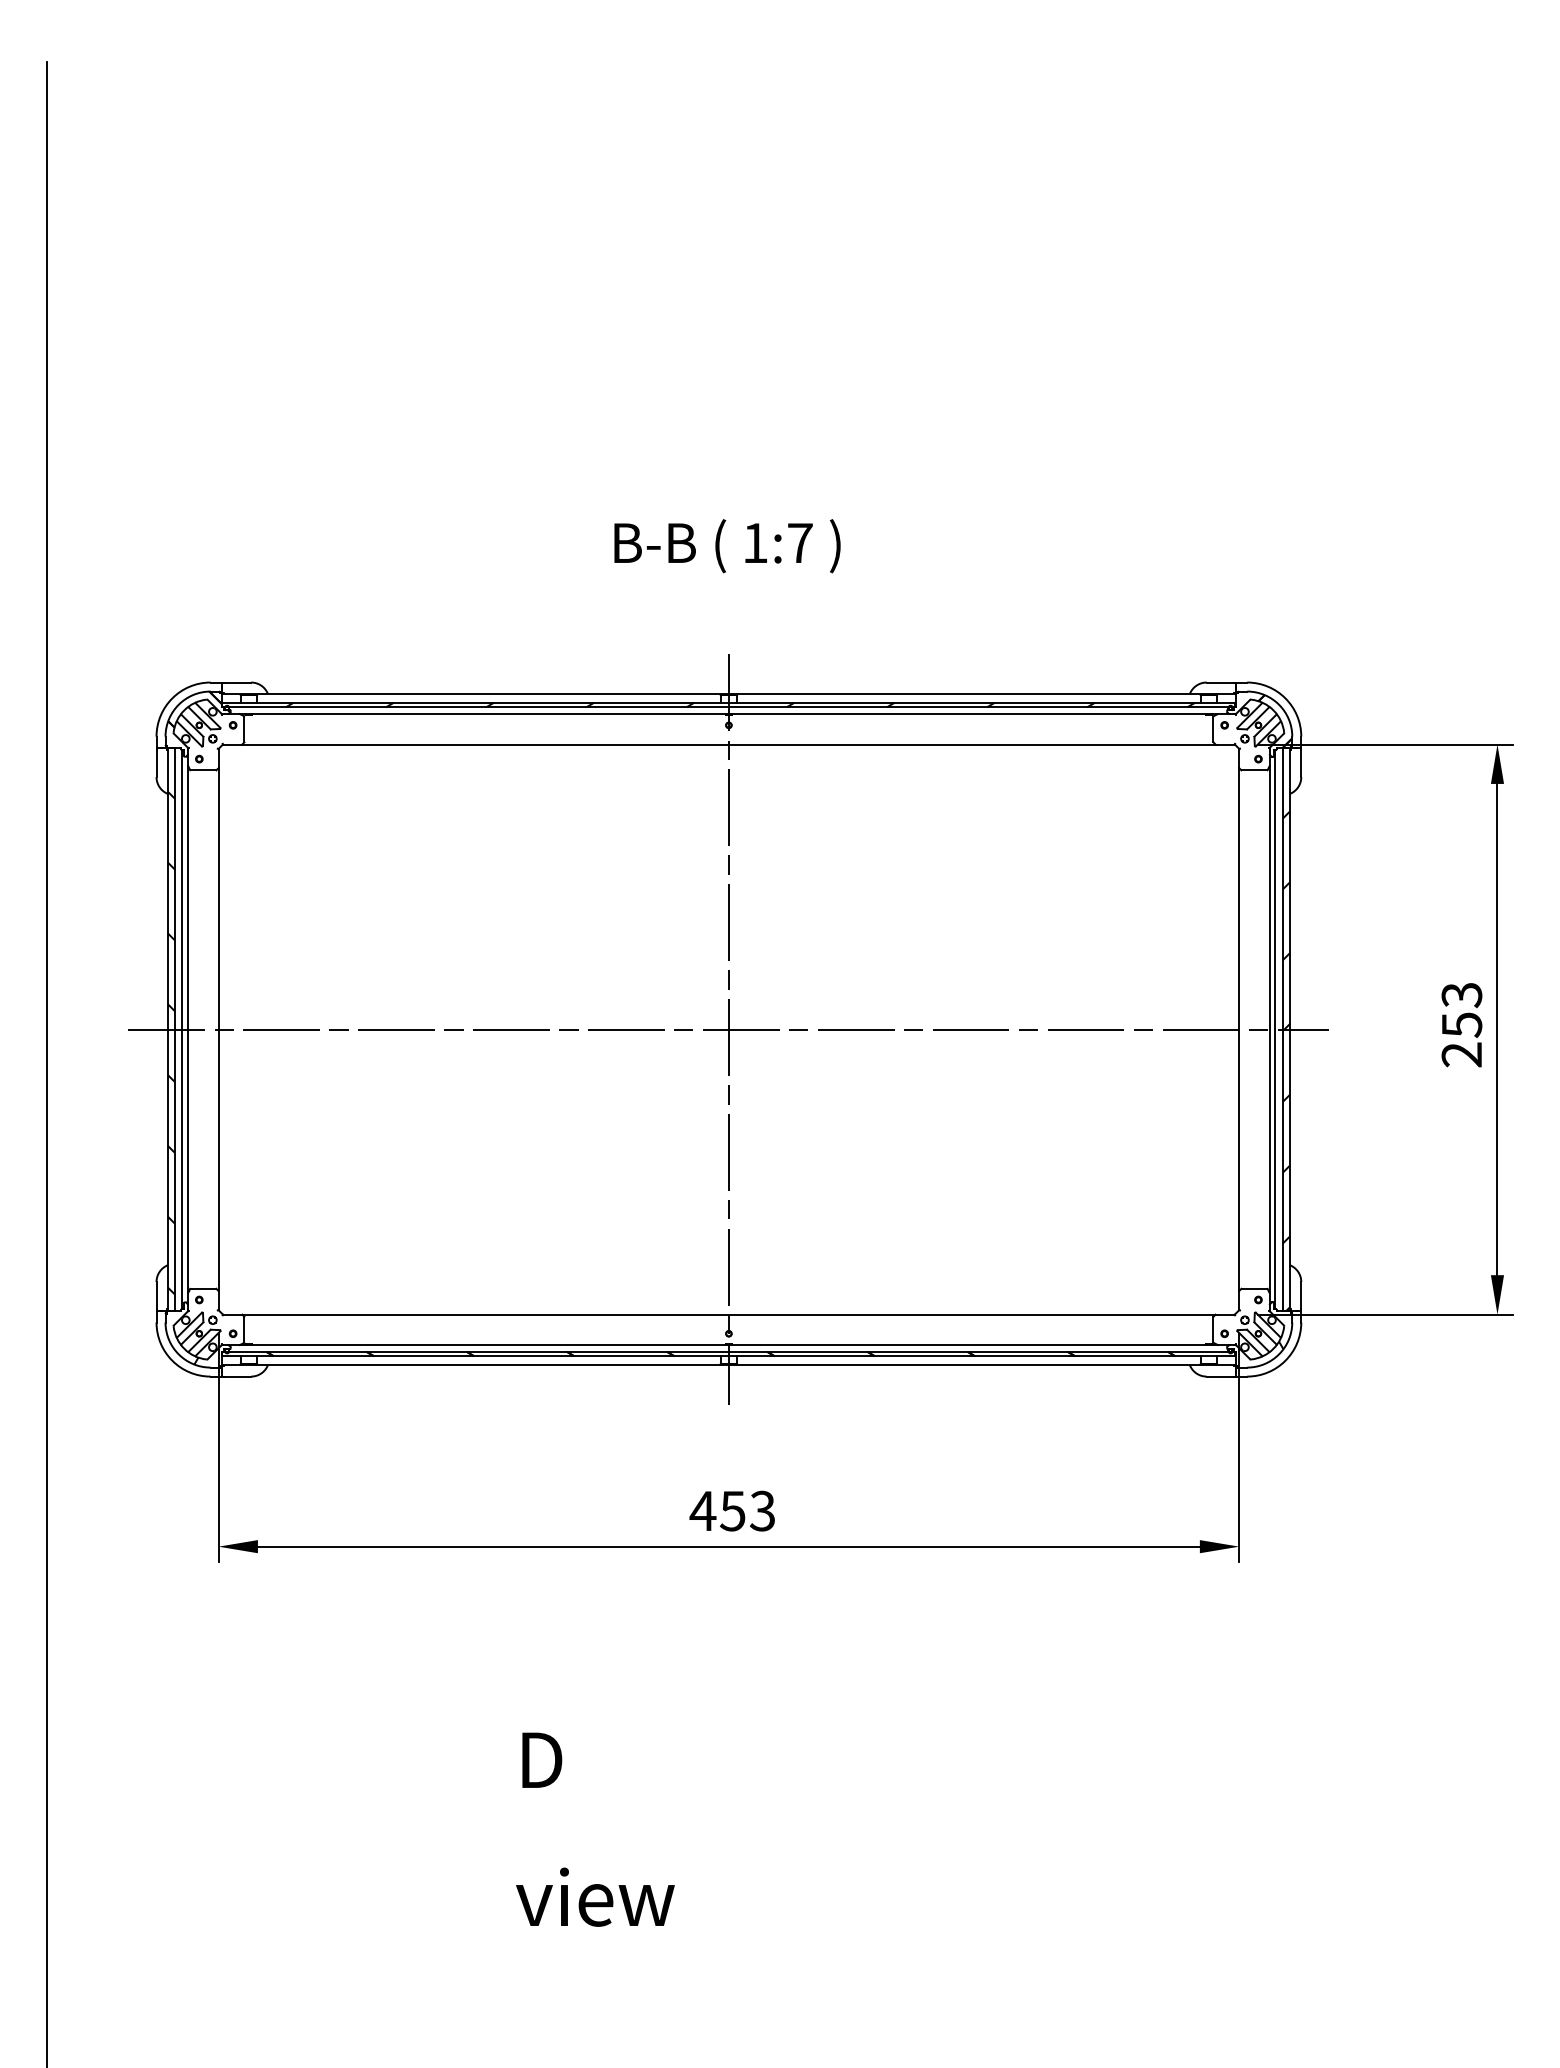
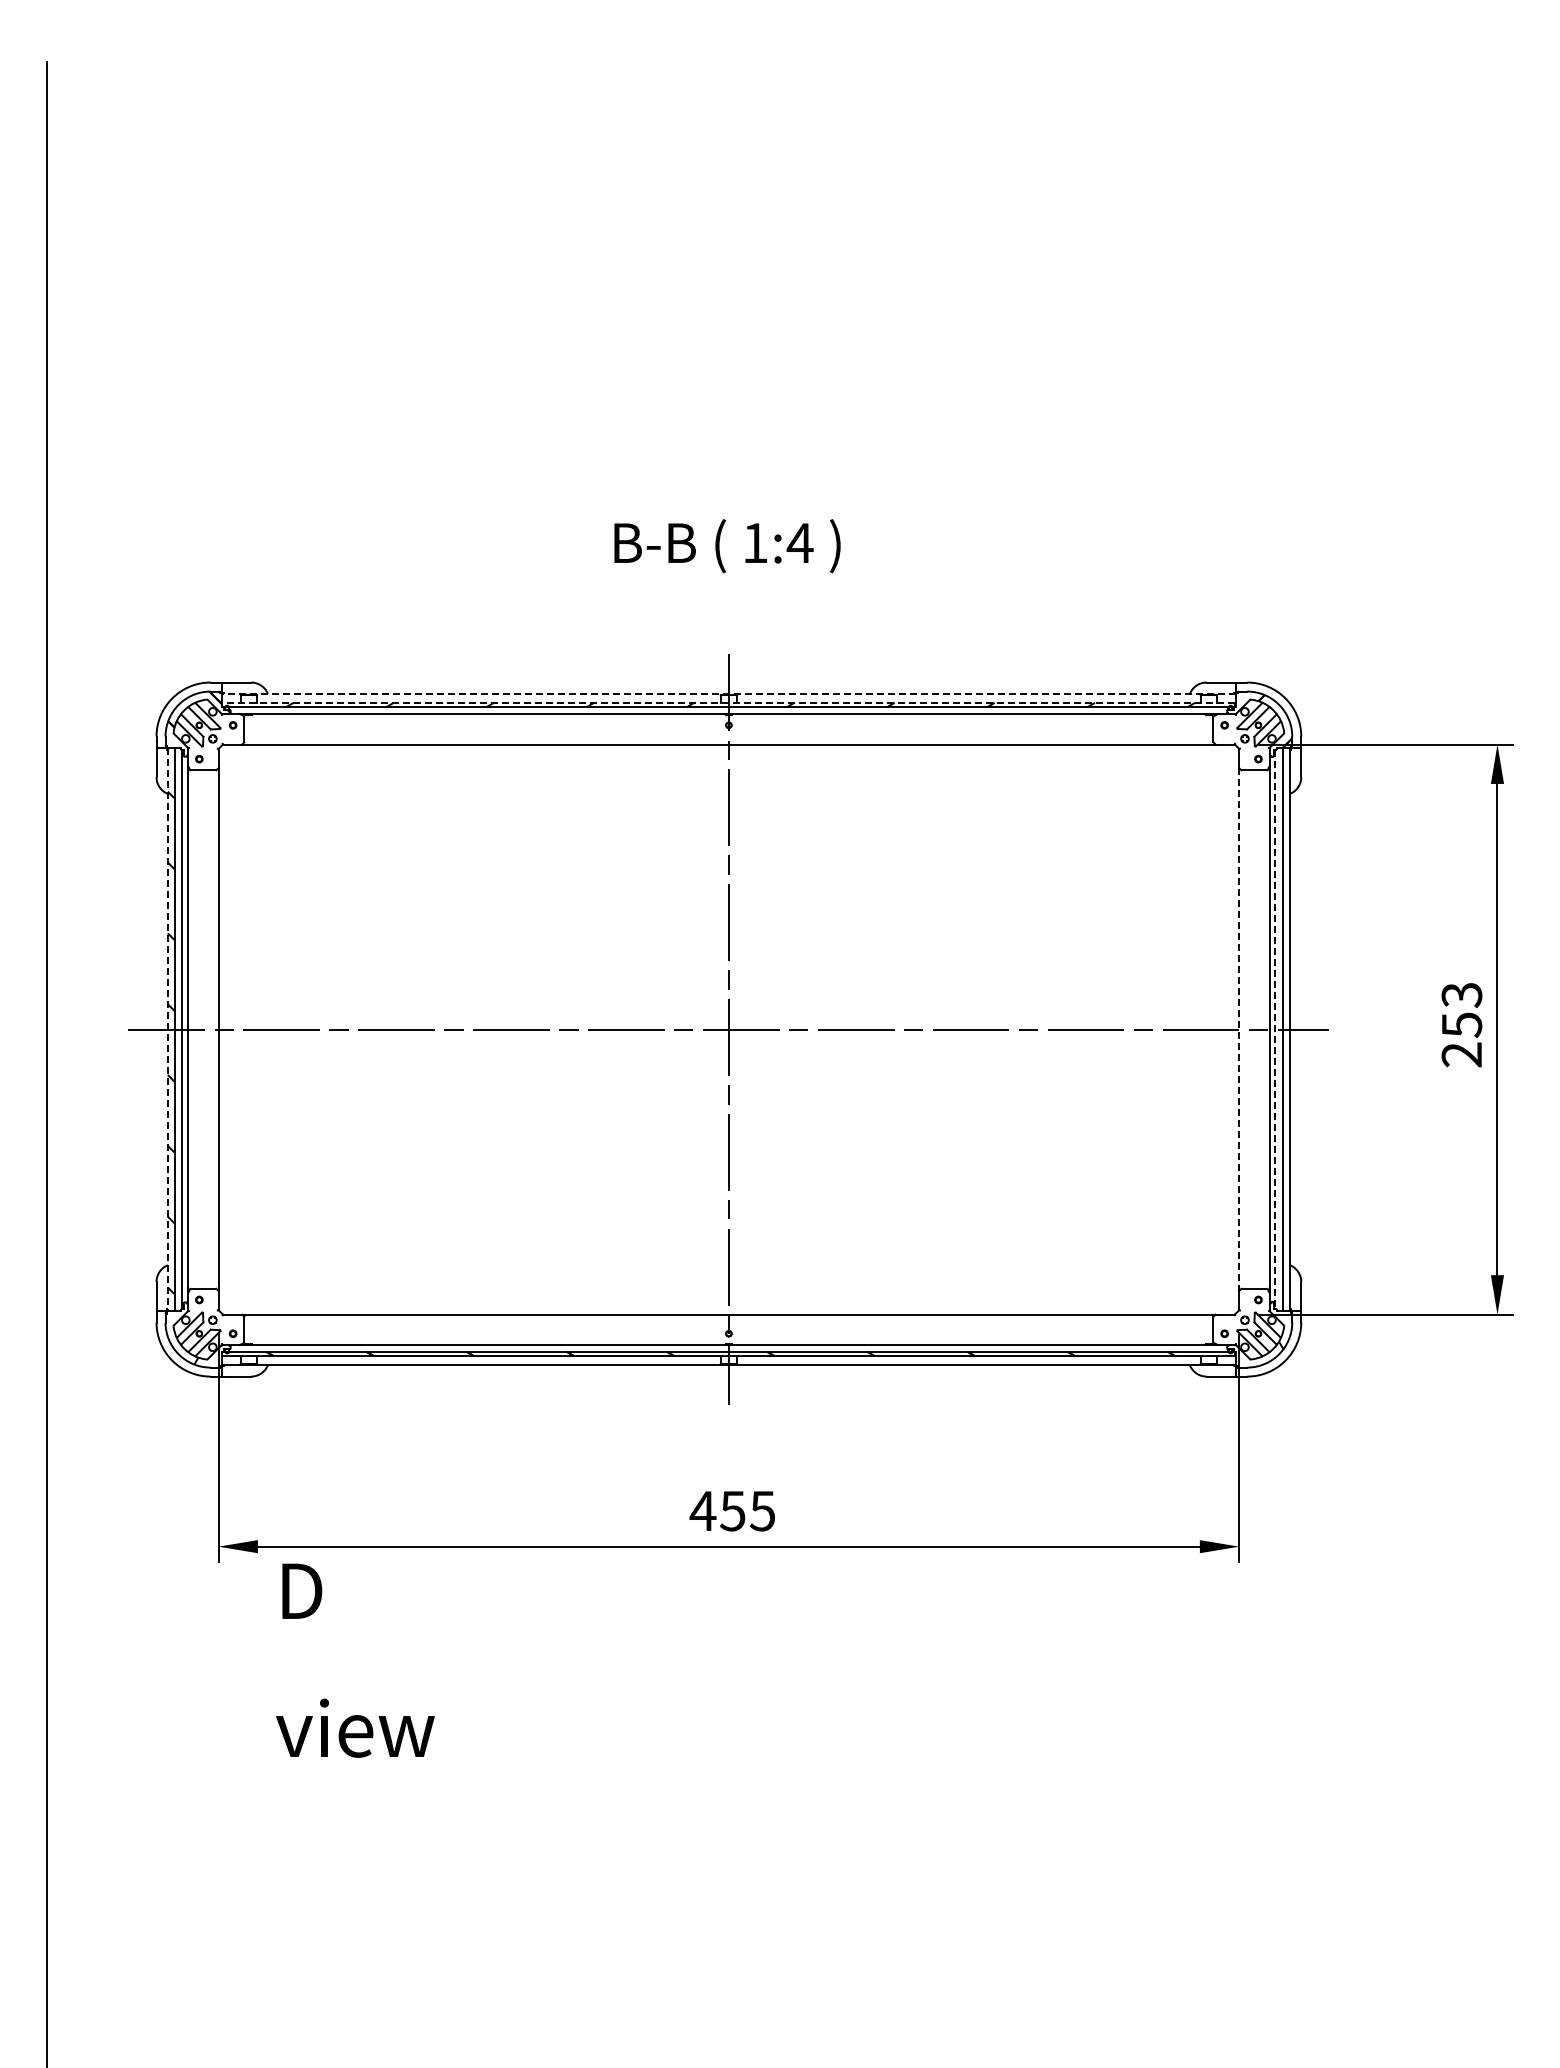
text: 1:7 -> 1:4 (799, 542)
line: solid -> dashed (728, 693)
line: solid -> dashed (728, 702)
line: solid -> dashed (167, 1029)
line: solid -> dashed (1239, 1029)
line: solid -> dashed (1275, 1030)
hatch: present -> none (1286, 1061)
text: 453 -> 455 (761, 1510)
text position: (595, 1829) -> (355, 1660) (355, 1660)
